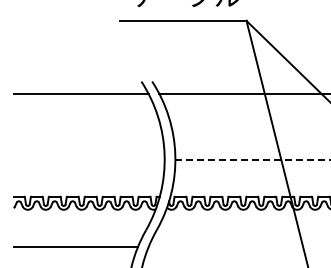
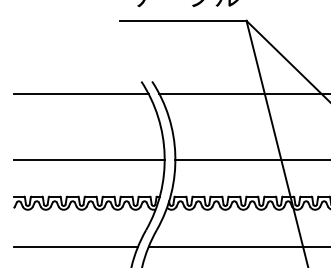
line: none -> present (88, 159)
line: dashed -> solid (253, 159)
line: none -> present (237, 246)
